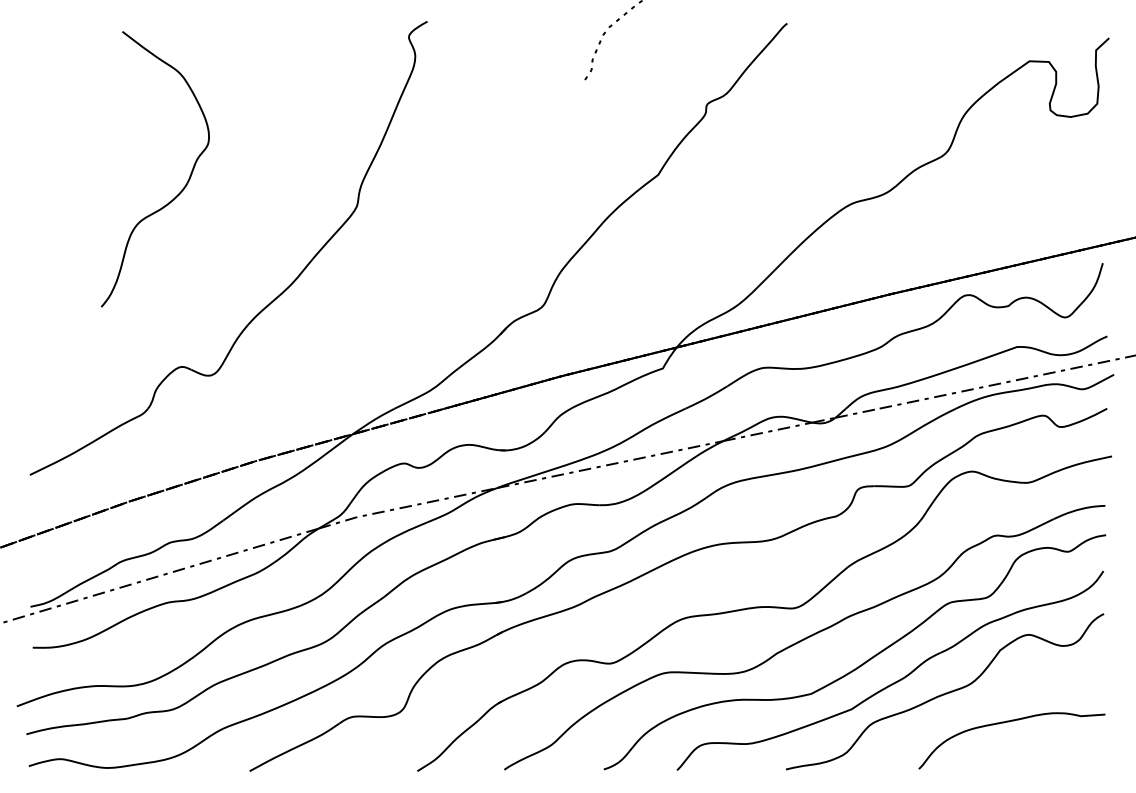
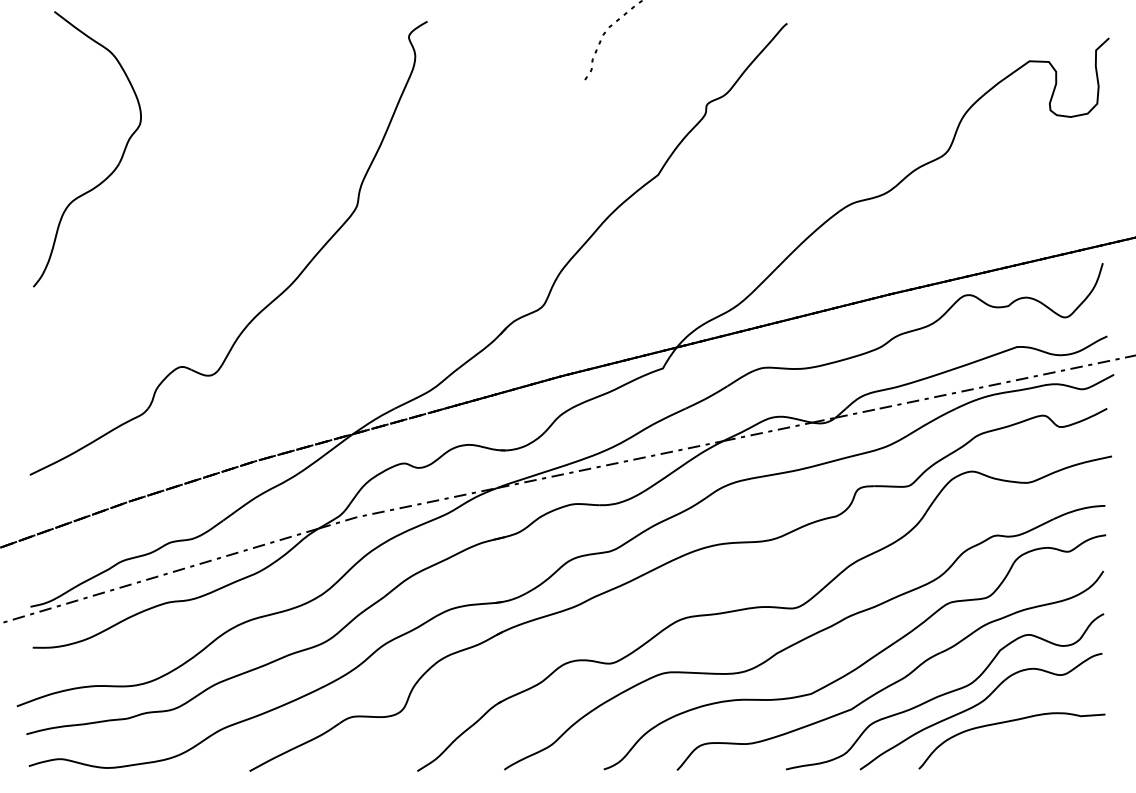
part position: (182, 188) -> (114, 168) (114, 168)
curve: none -> present (978, 705)
